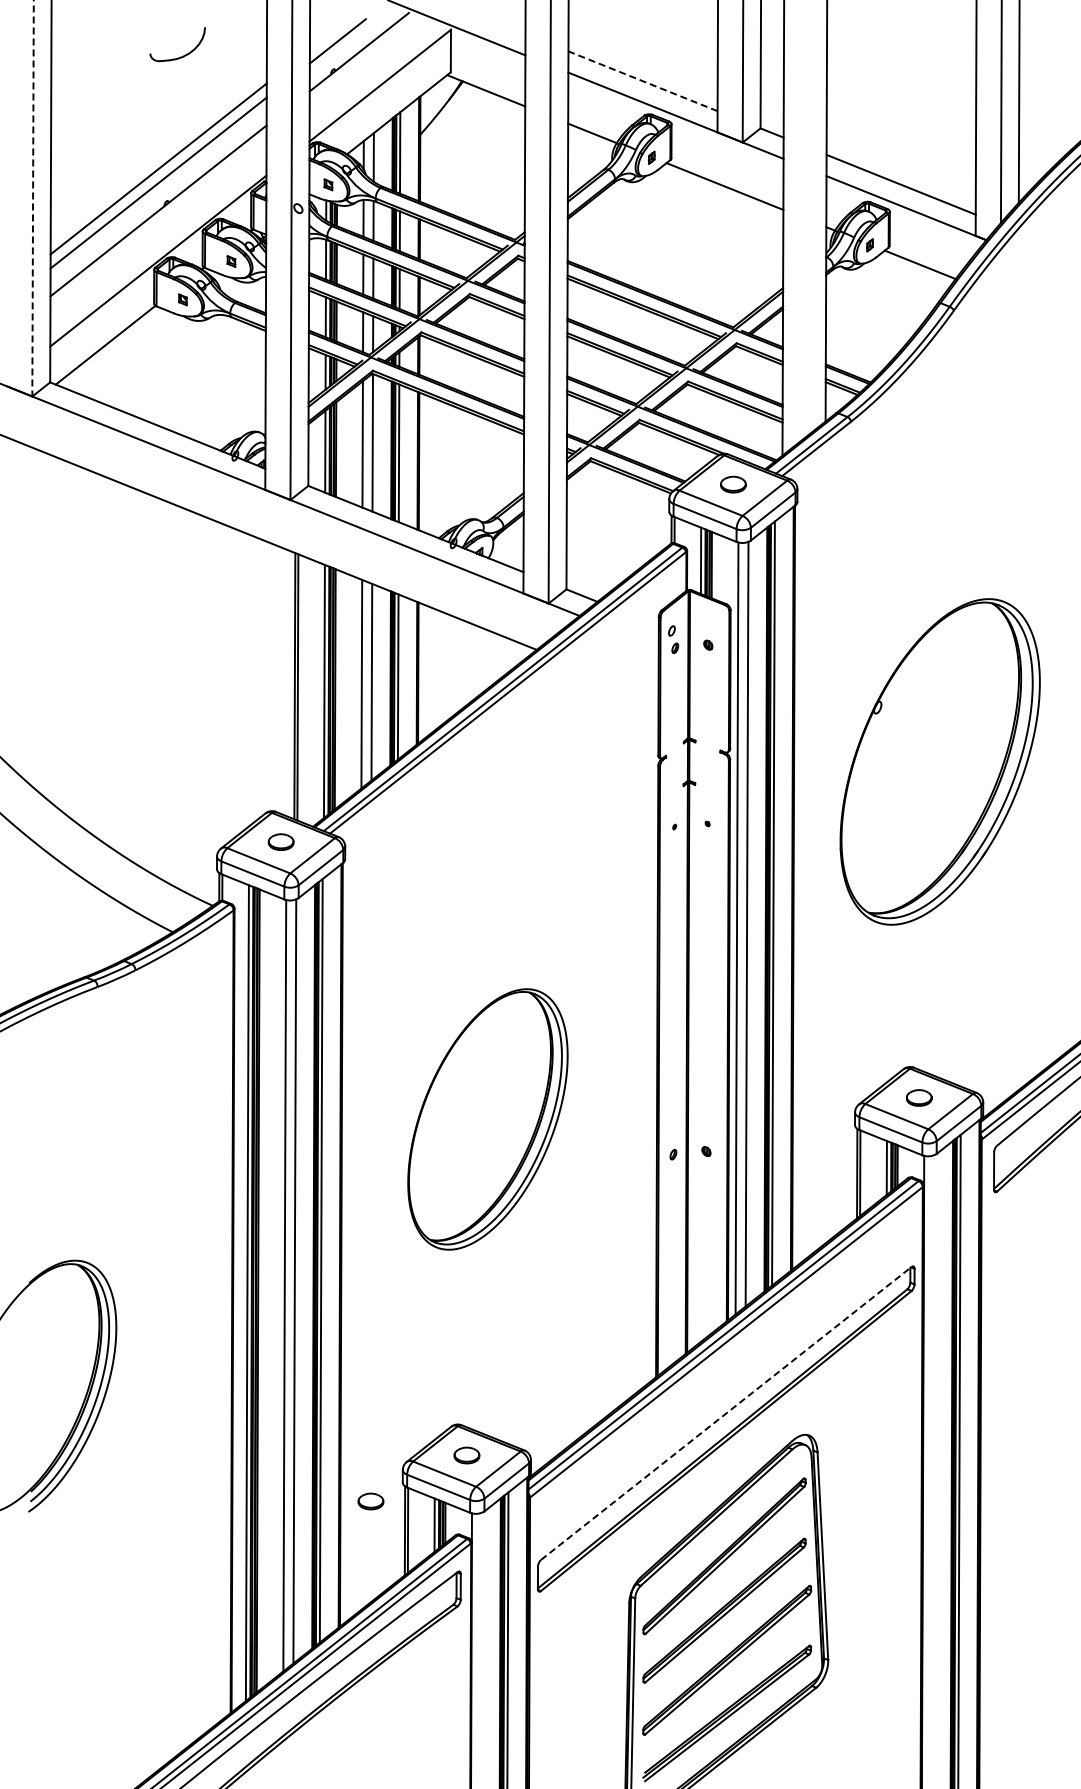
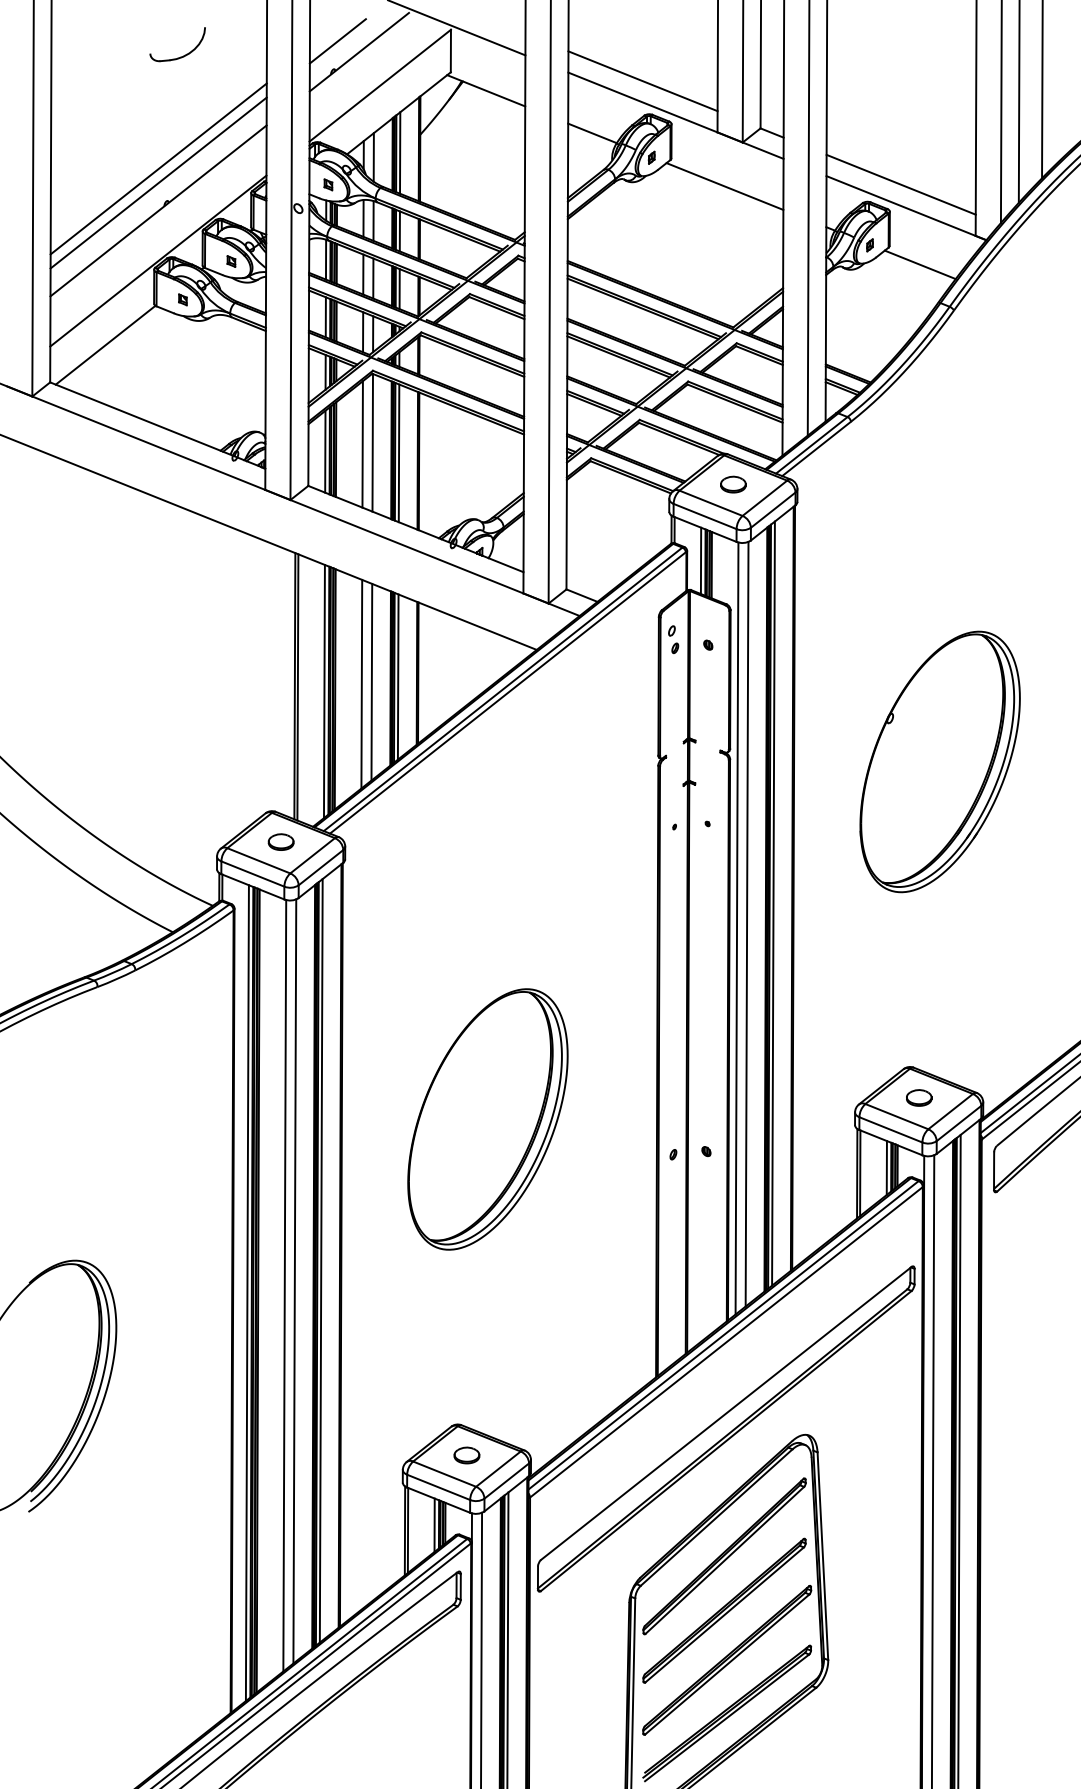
line: dashed -> solid (642, 81)
line: none -> present (1042, 90)
line: dashed -> solid (33, 198)
line: none -> present (808, 218)
part size: 202x328 px -> 162x264 px (939, 761)
line: dashed -> solid (726, 1413)
line: none -> present (932, 1470)
part: present -> none (370, 1501)
line: none -> present (481, 1648)
